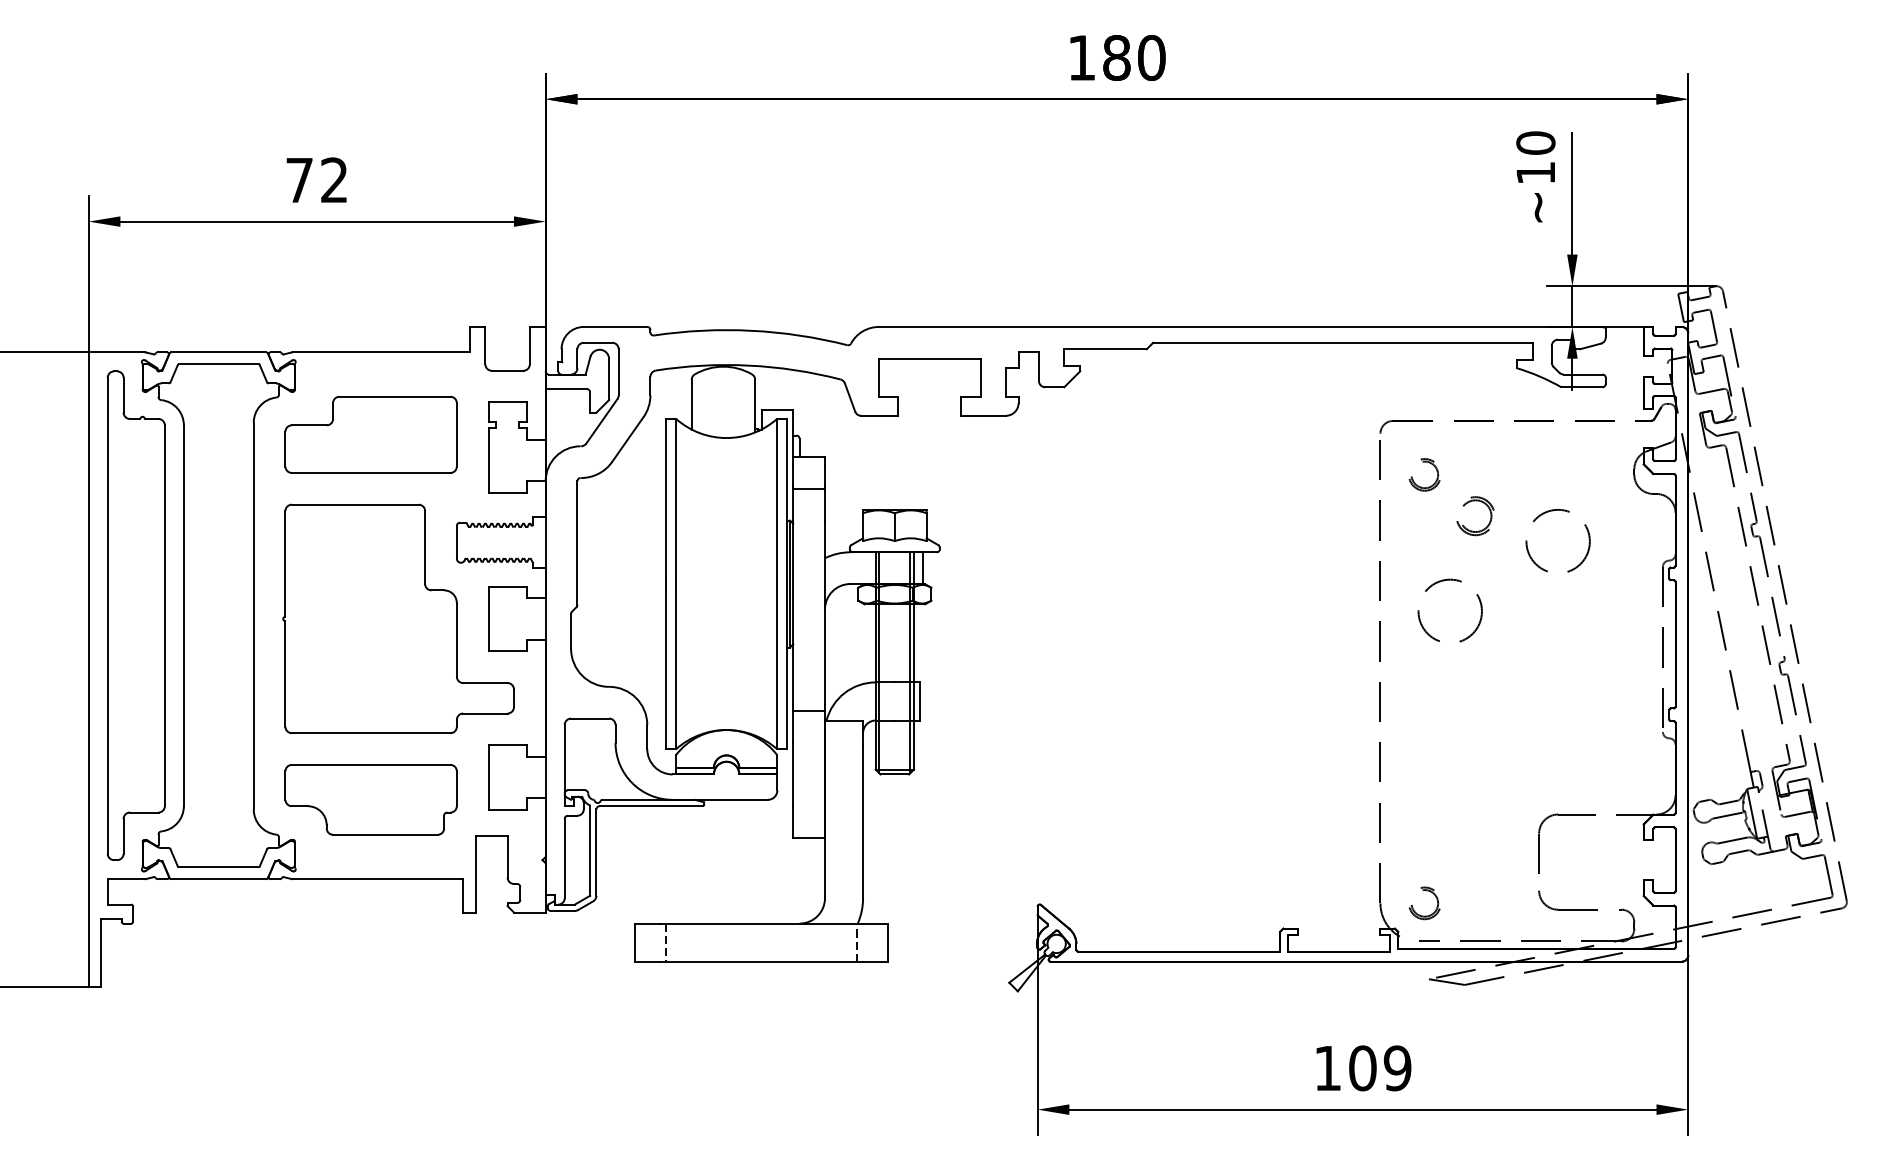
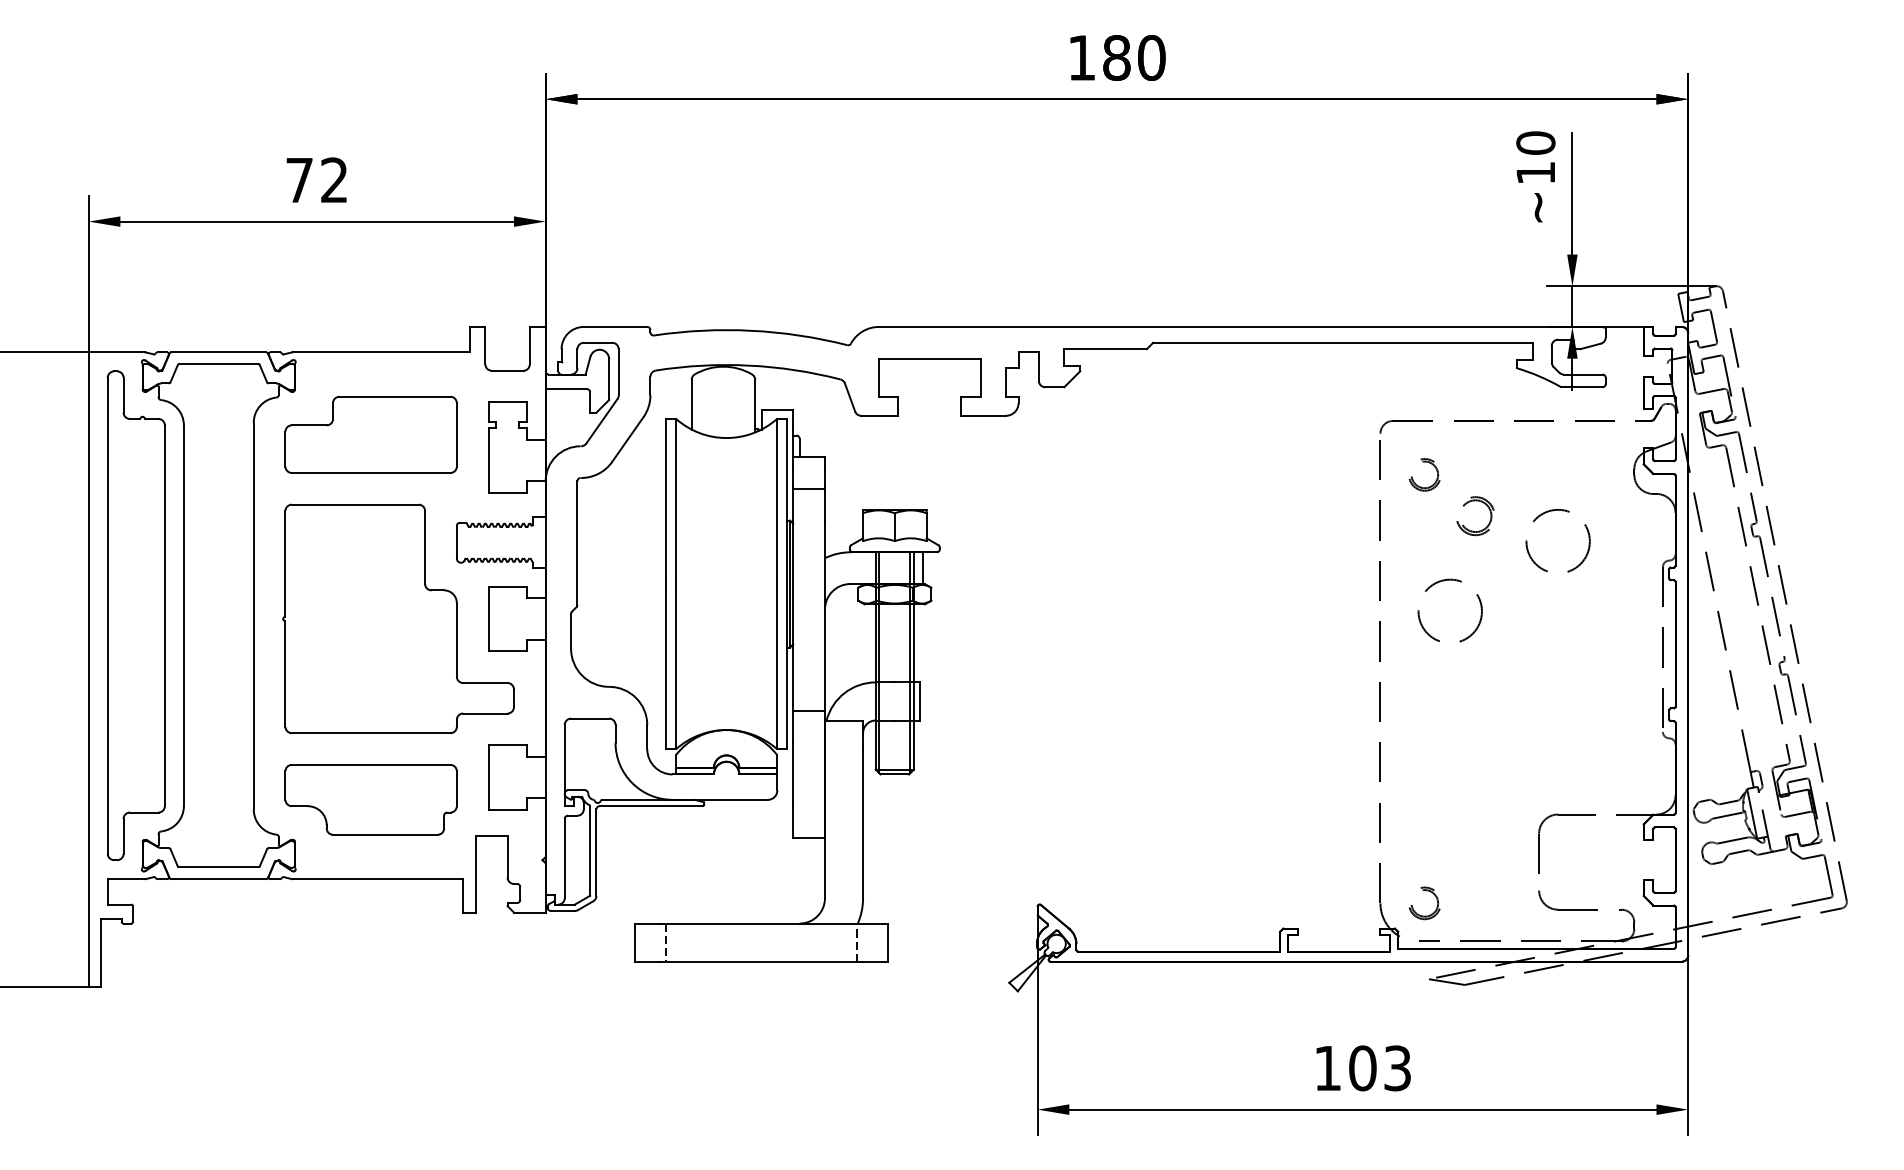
text: 109 -> 103 (1397, 1068)
